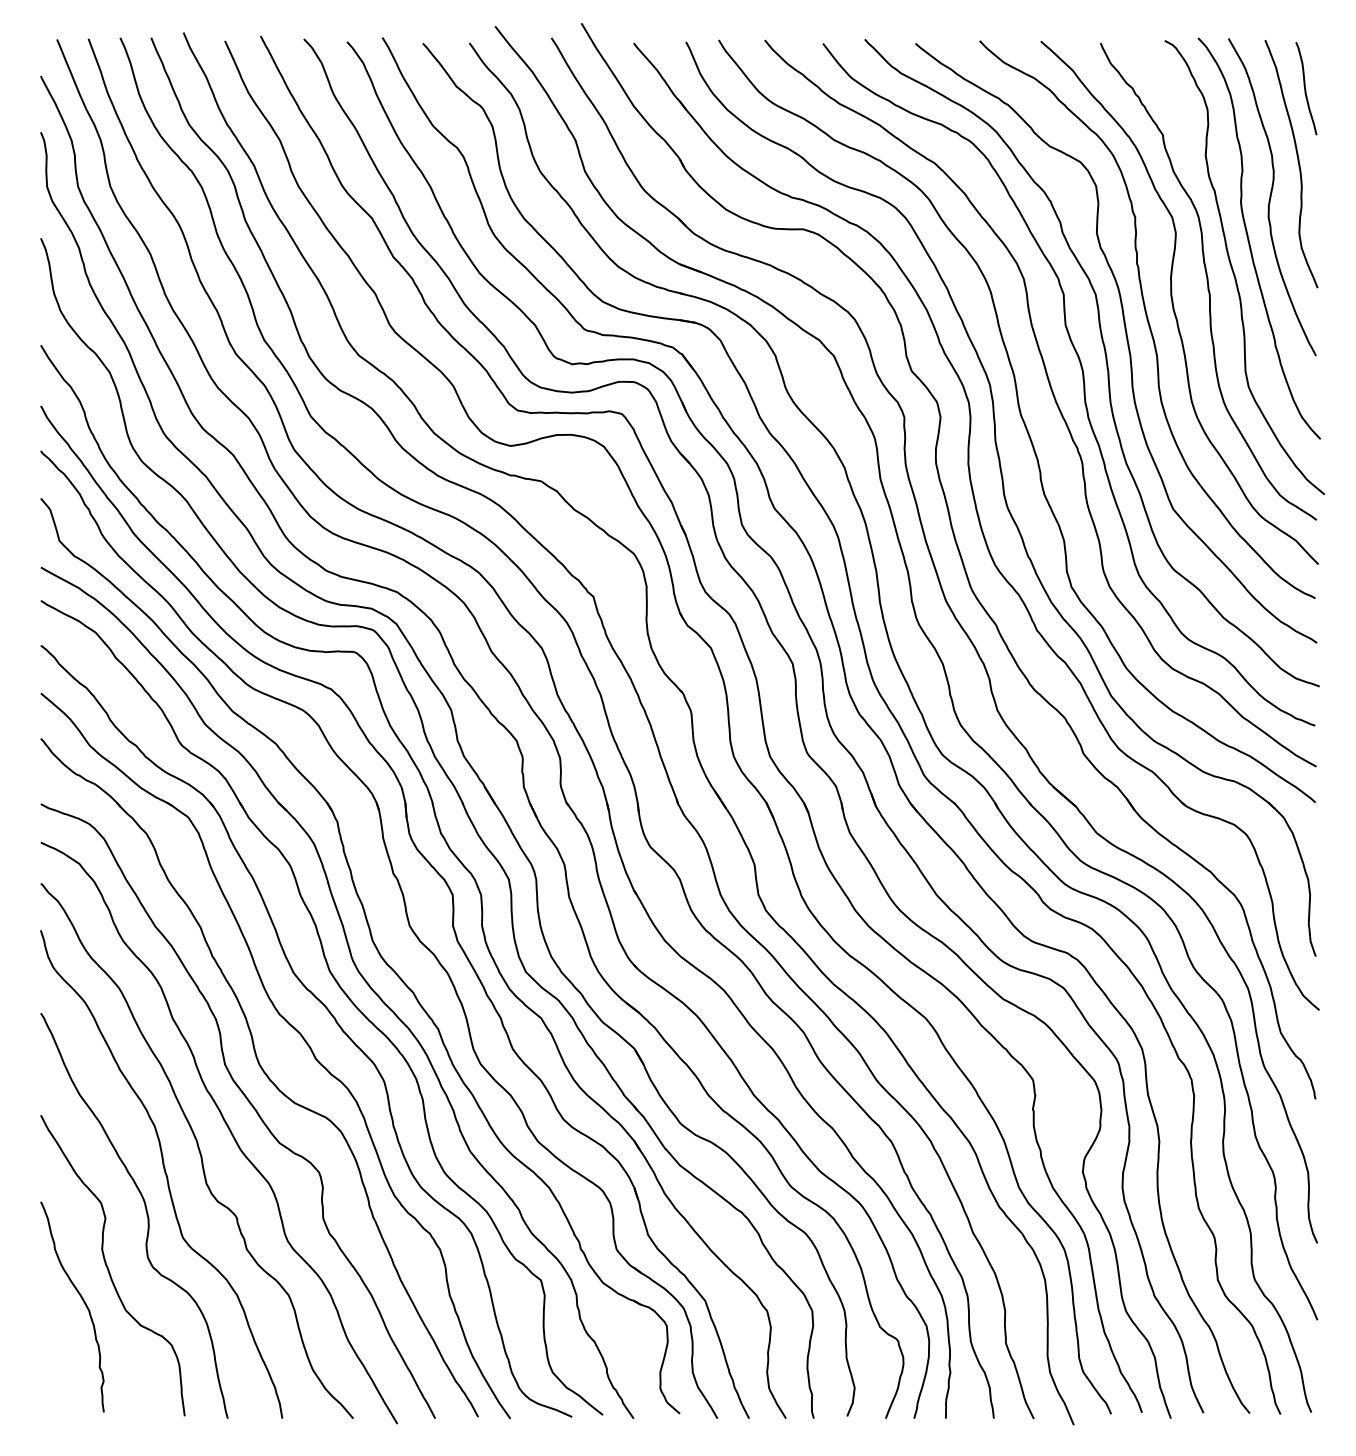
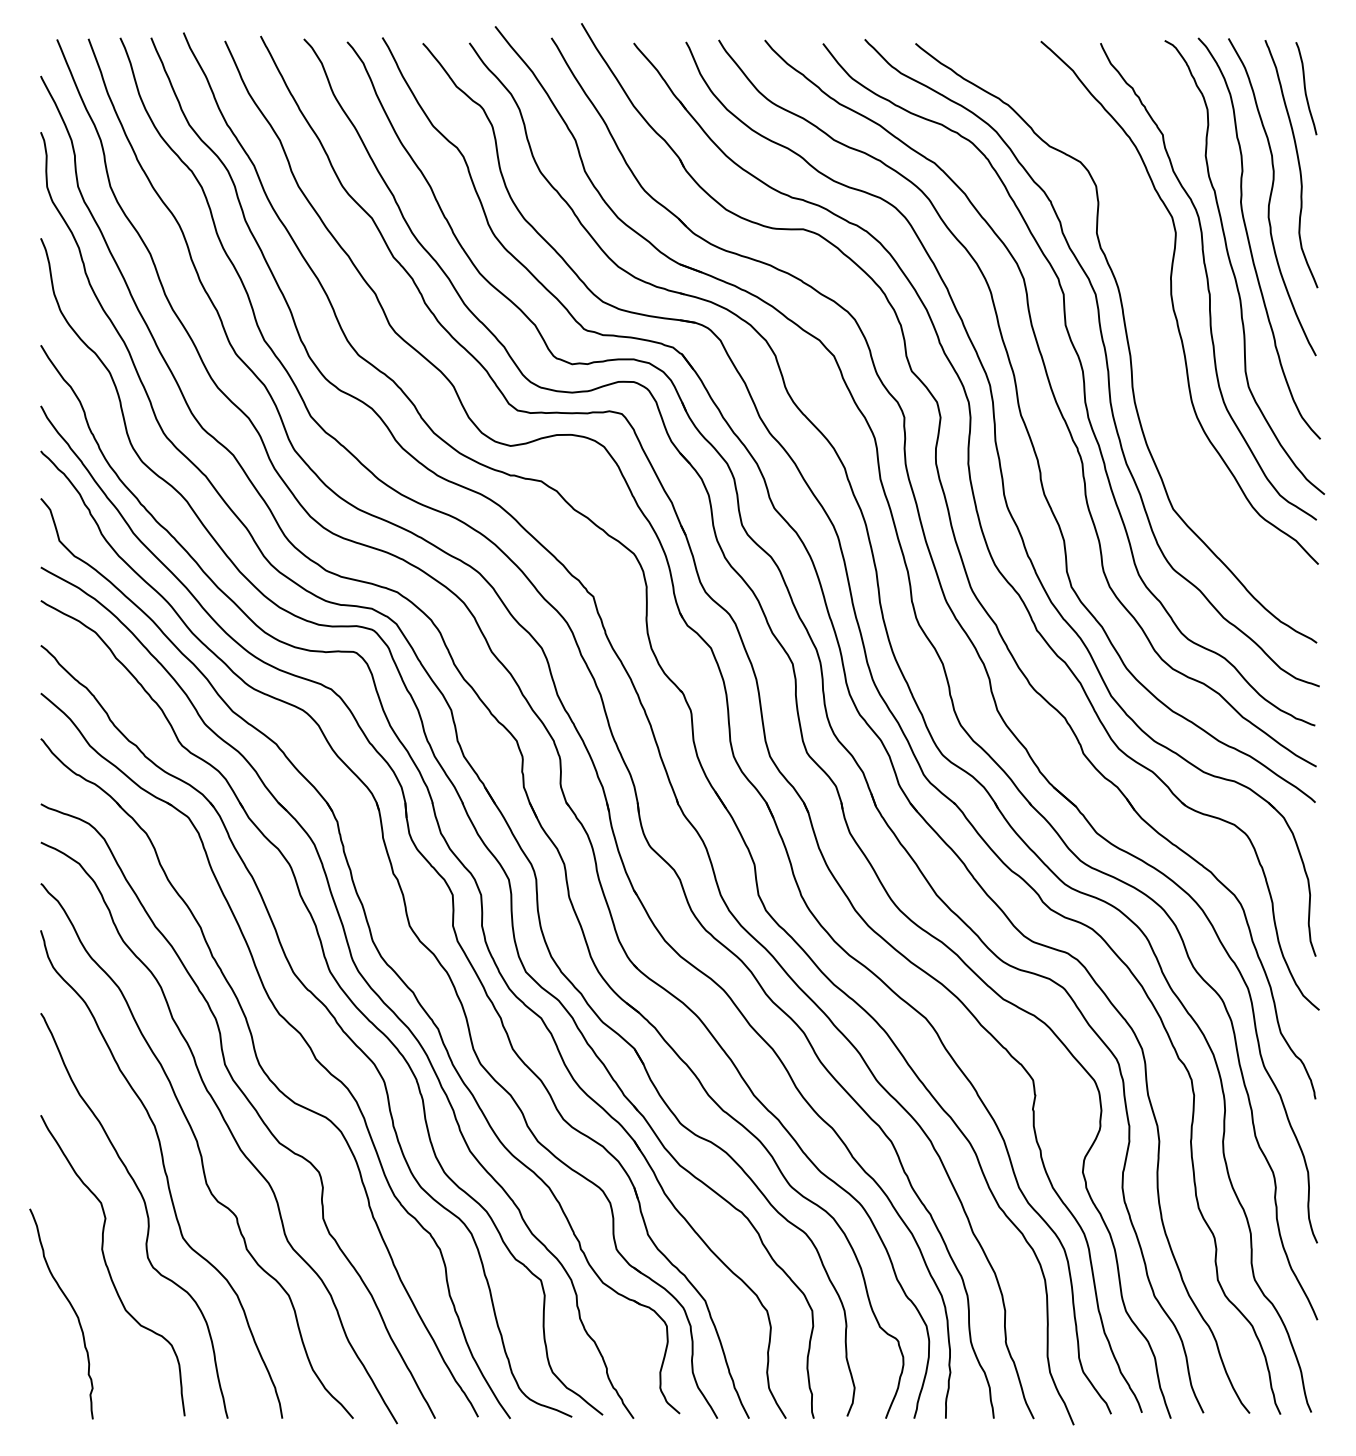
curve: present -> none (1147, 319)
curve position: (81, 1299) -> (70, 1306) (70, 1306)
